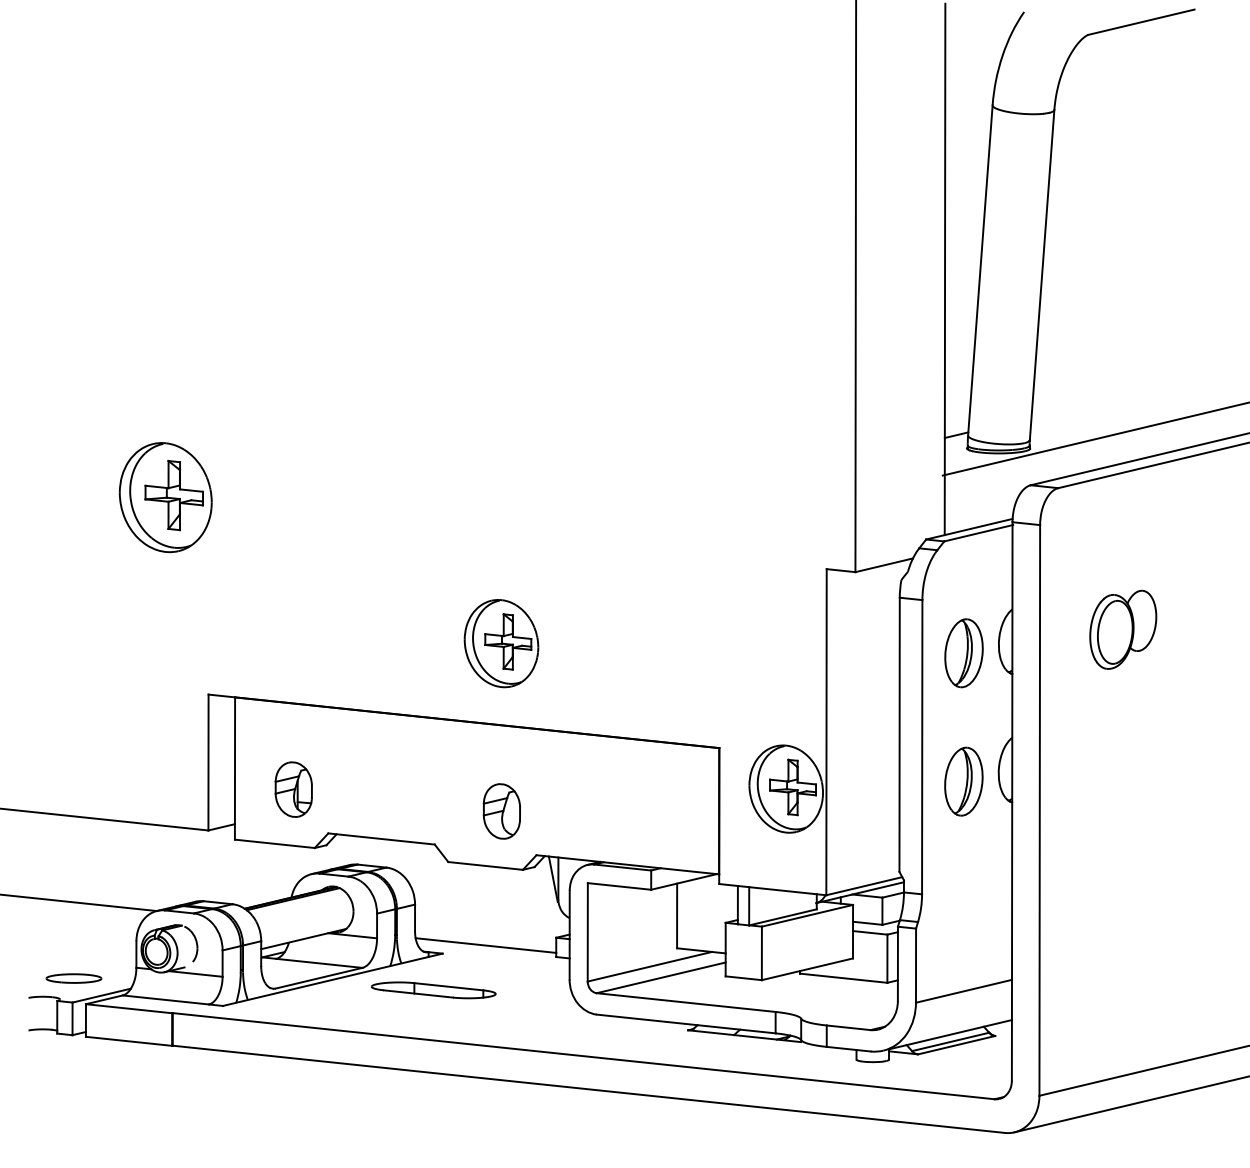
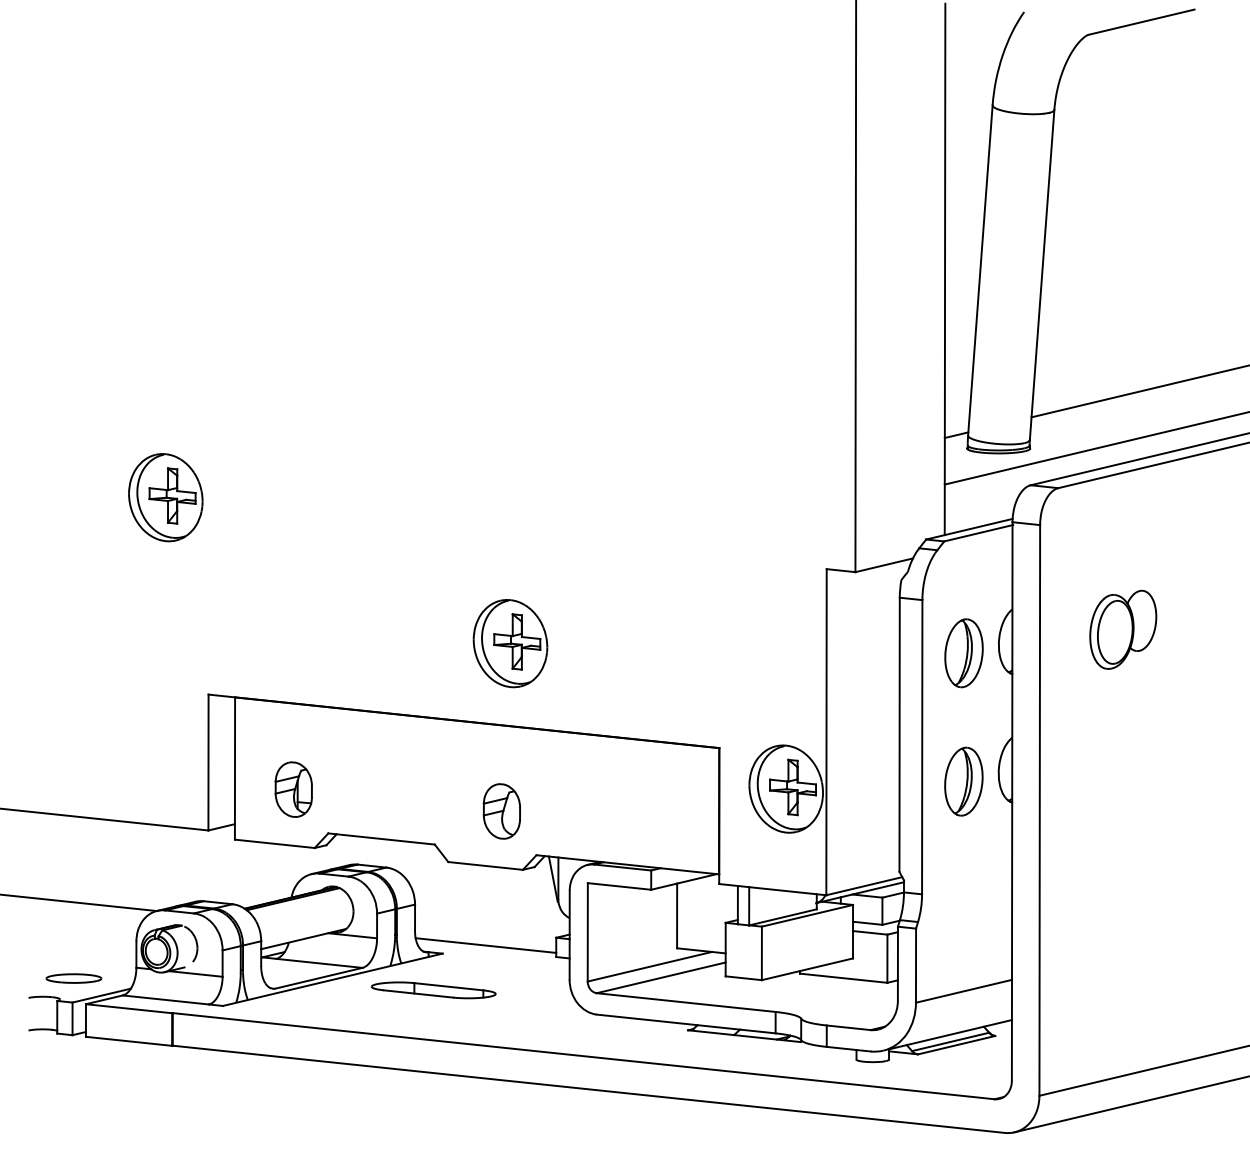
line: none -> present (1138, 391)
line position: (1094, 439) -> (1095, 448) (1095, 448)
part size: 95x112 px -> 76x90 px (165, 497)
part position: (501, 643) -> (510, 643) (510, 643)
